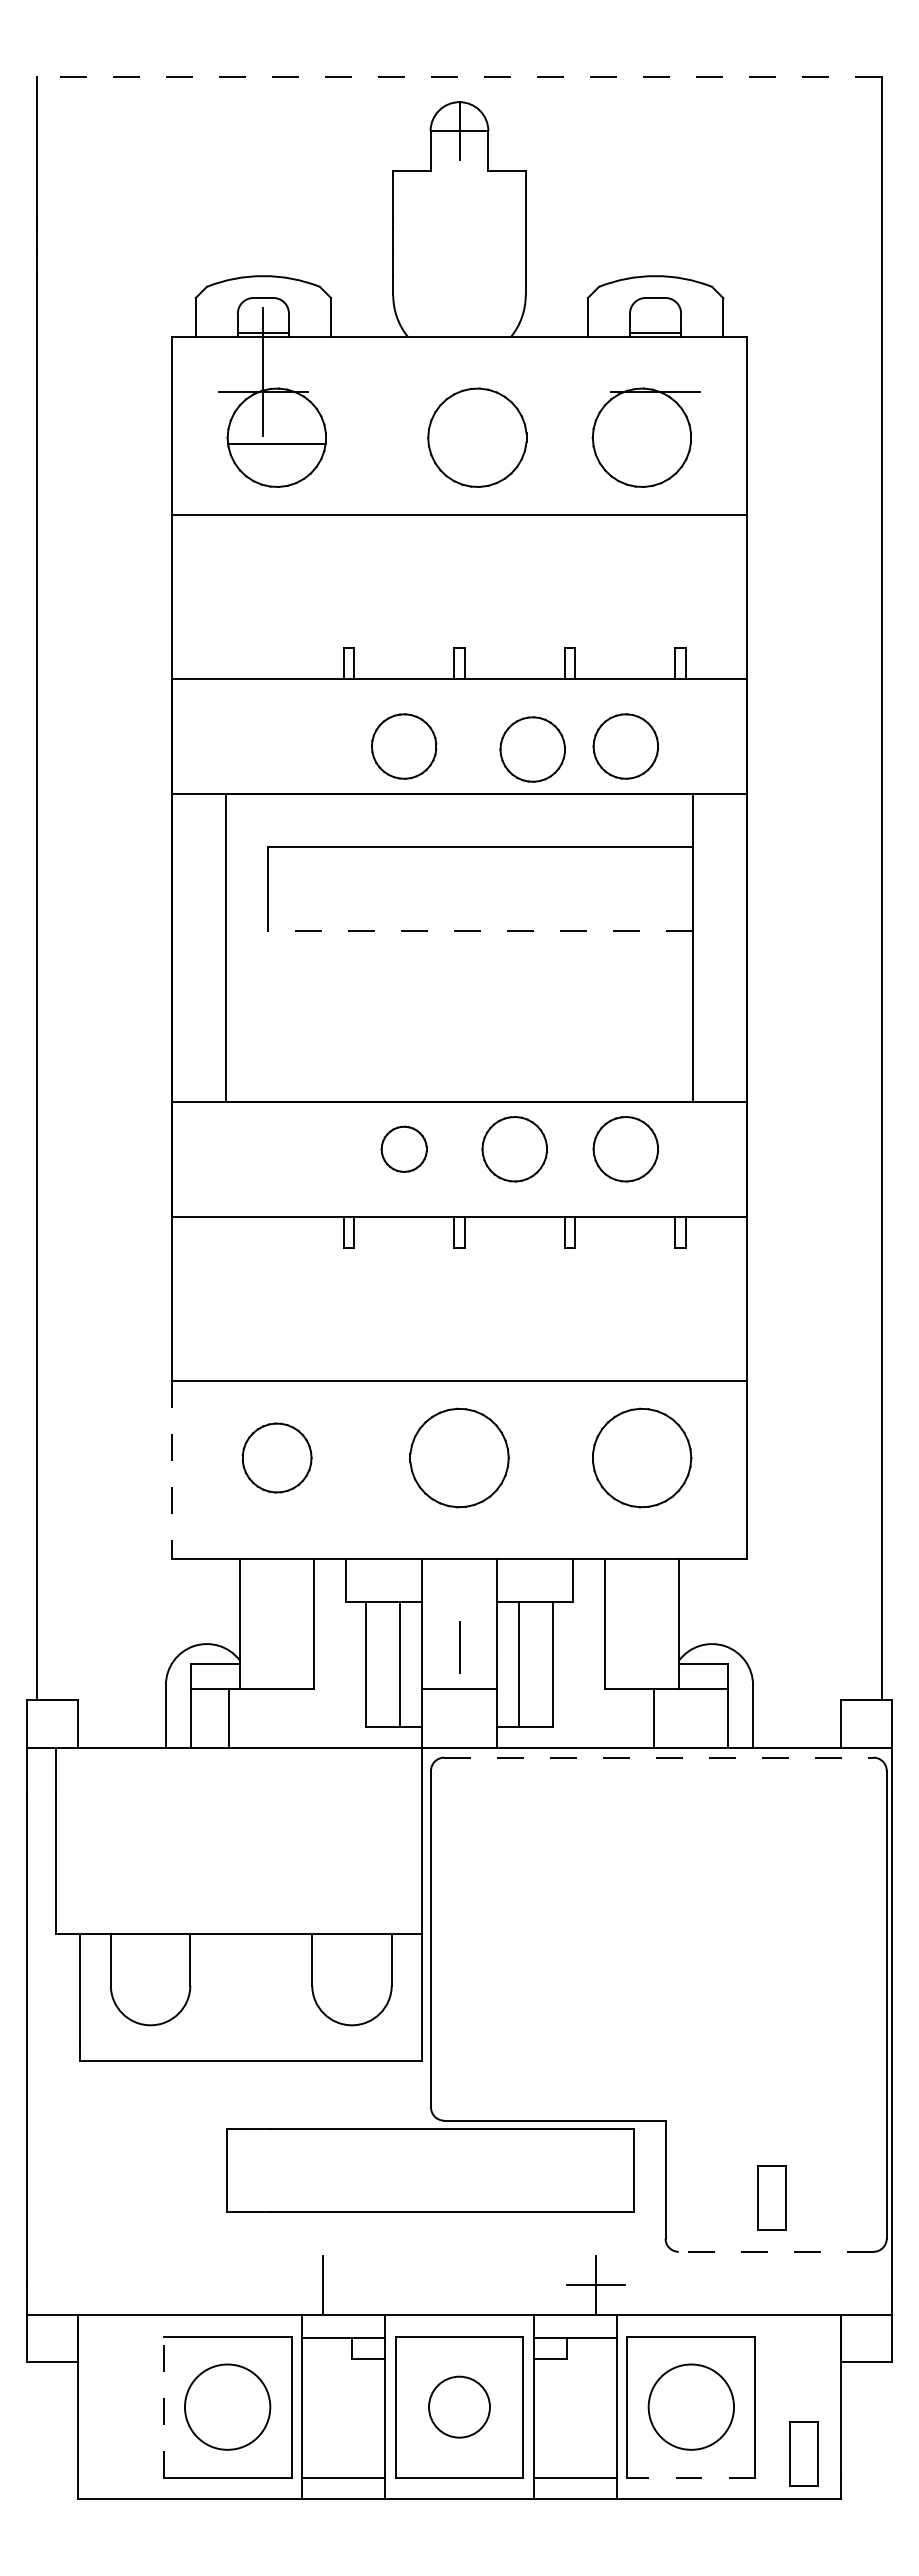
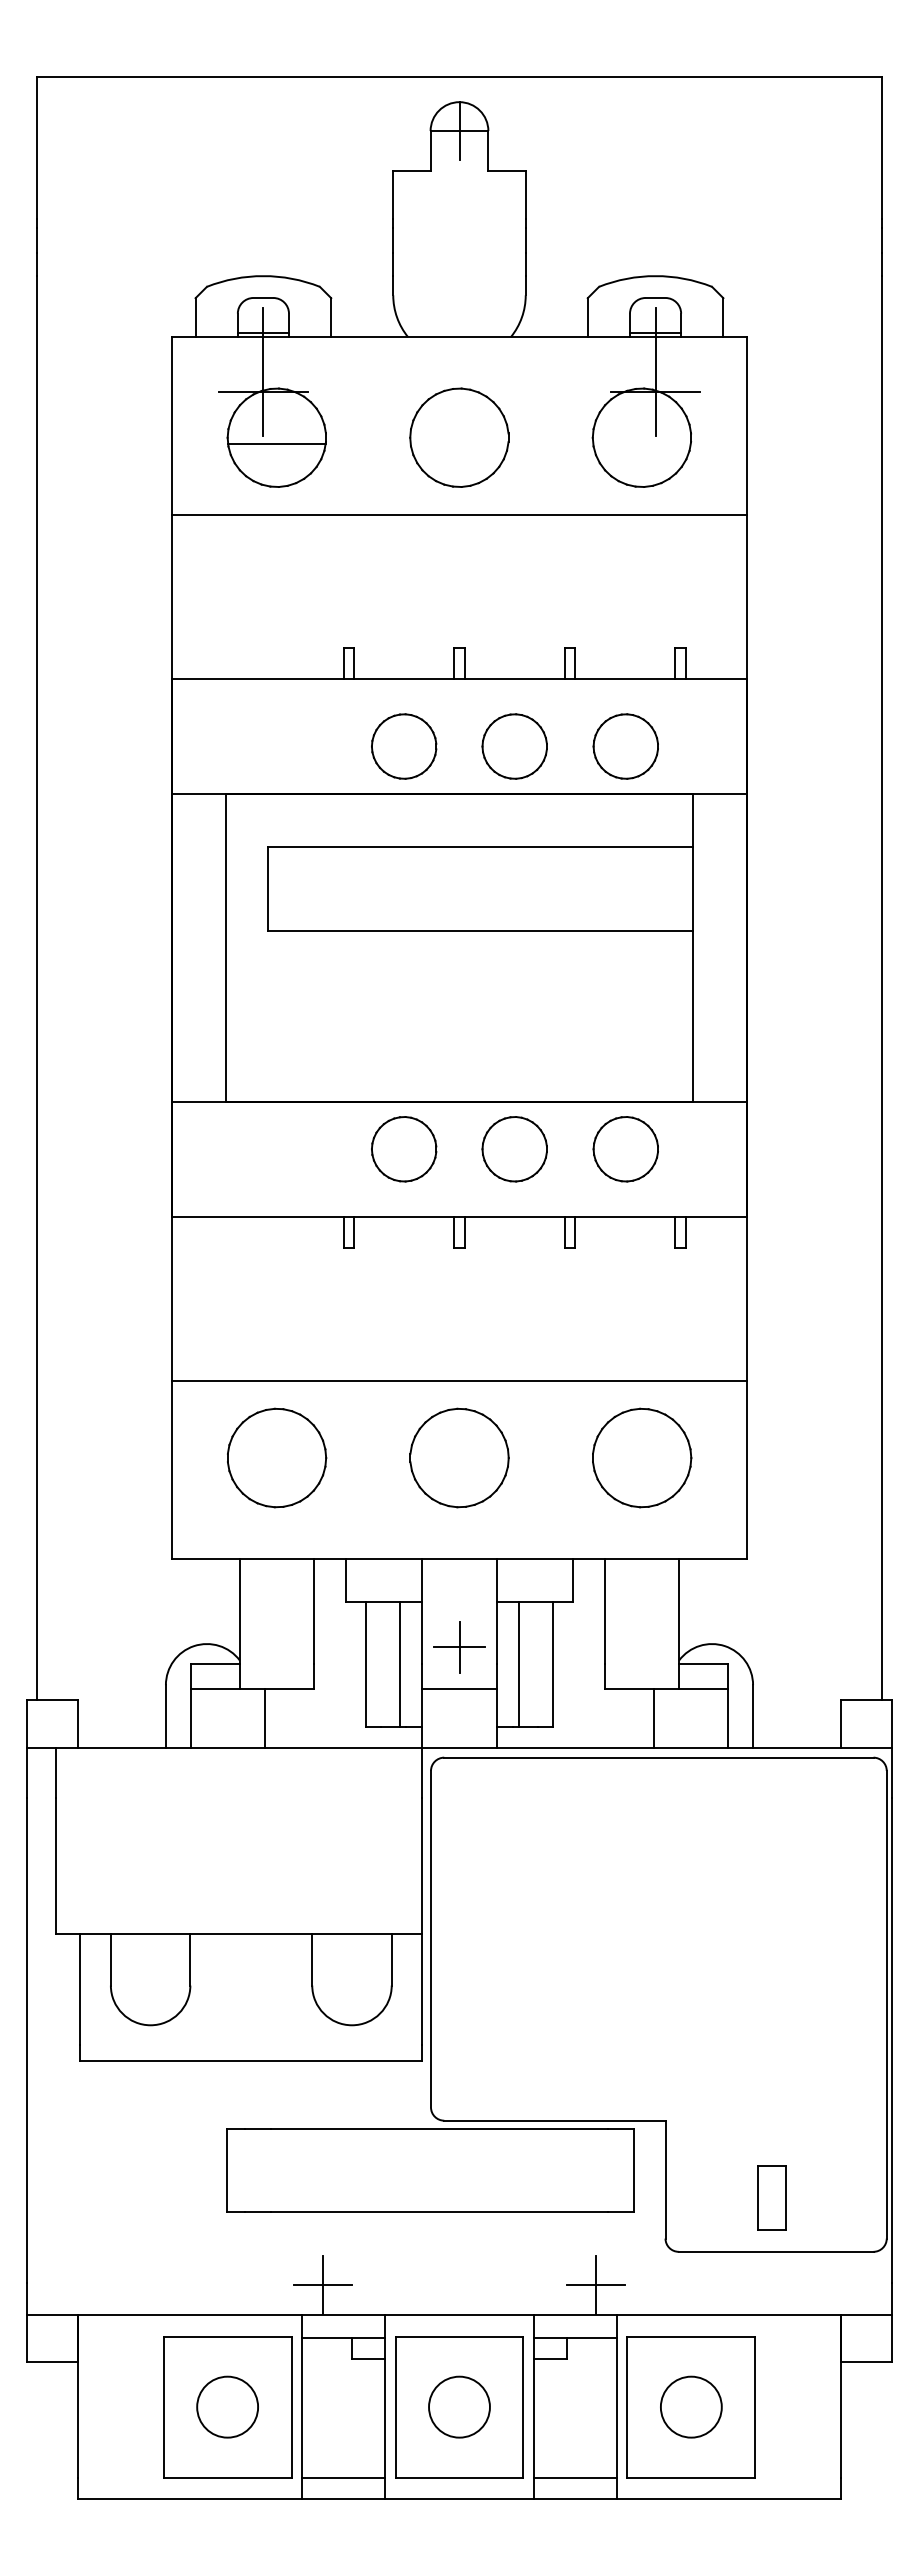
line: dashed -> solid (459, 77)
line: none -> present (655, 371)
part position: (477, 437) -> (459, 437) (459, 437)
part position: (532, 749) -> (514, 746) (514, 746)
line: dashed -> solid (480, 931)
part size: 48x48 px -> 67x67 px (404, 1149)
part size: 72x72 px -> 101x102 px (277, 1457)
line: dashed -> solid (172, 1469)
line: none -> present (459, 1647)
line position: (228, 1717) -> (264, 1717) (264, 1717)
line: dashed -> solid (658, 1757)
line: dashed -> solid (775, 2251)
line: none -> present (322, 2285)
line: dashed -> solid (163, 2406)
circle diameter: 85 px -> 61 px (227, 2406)
circle diameter: 85 px -> 61 px (690, 2406)
part: present -> none (803, 2453)
line: dashed -> solid (691, 2477)
